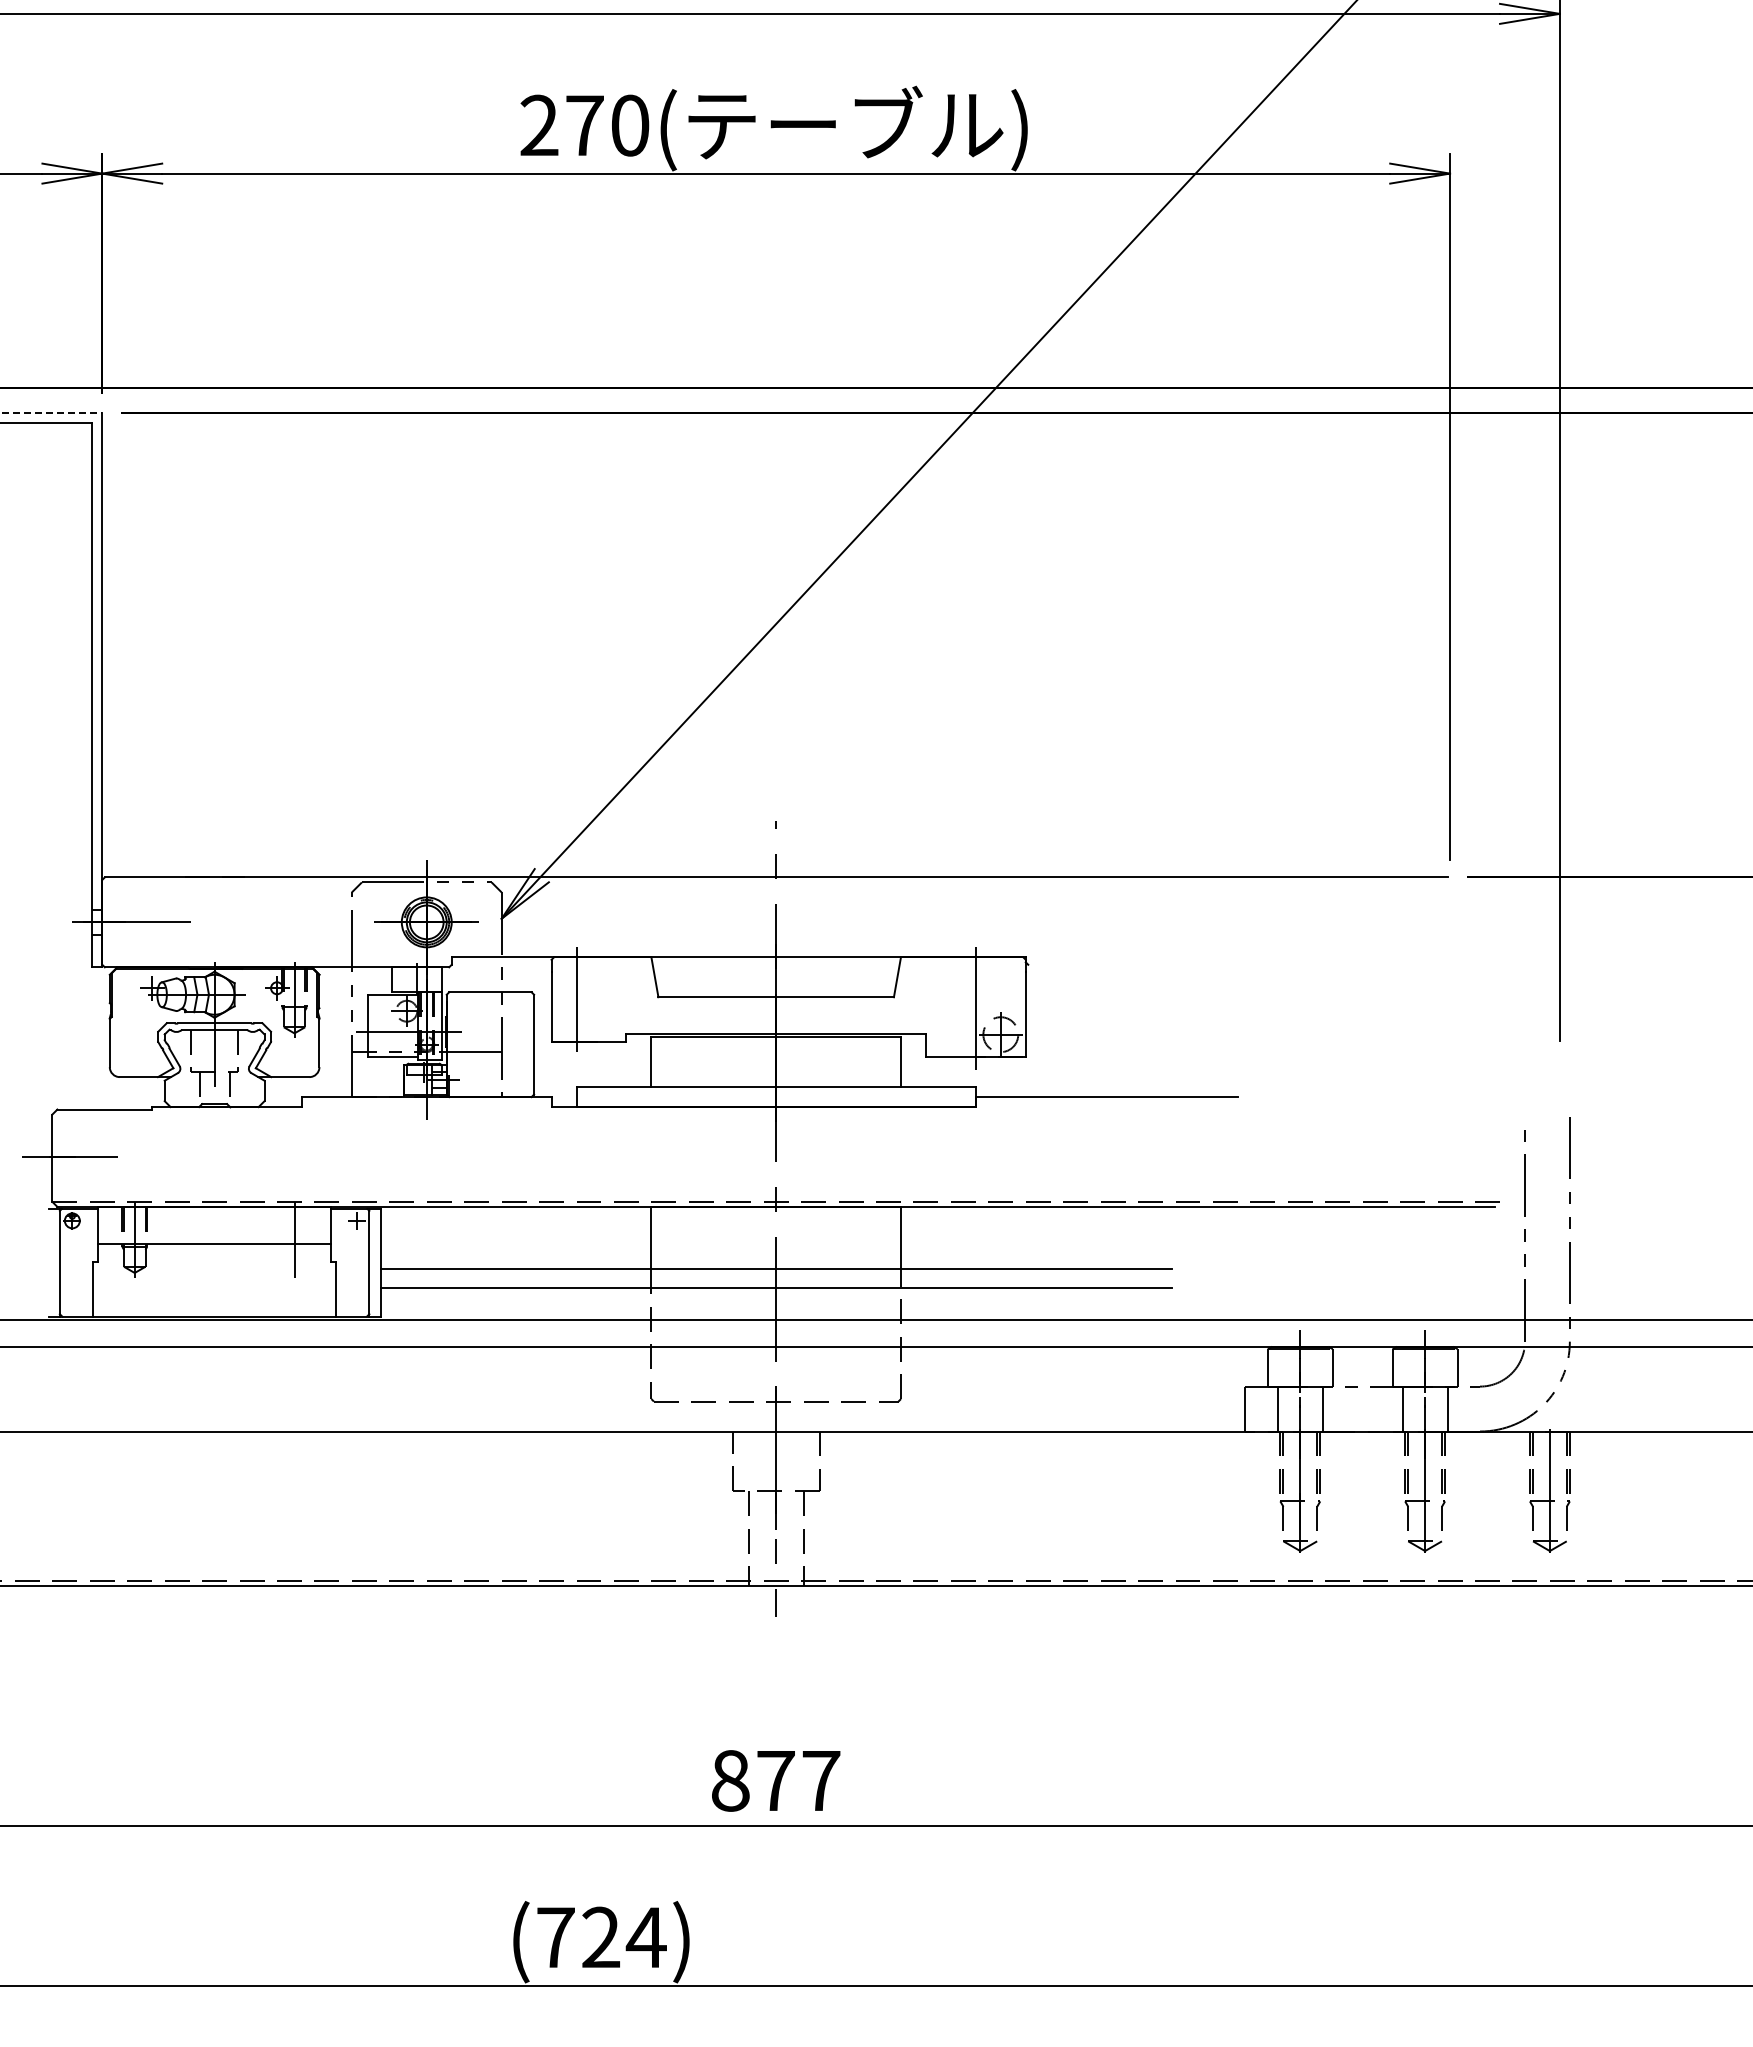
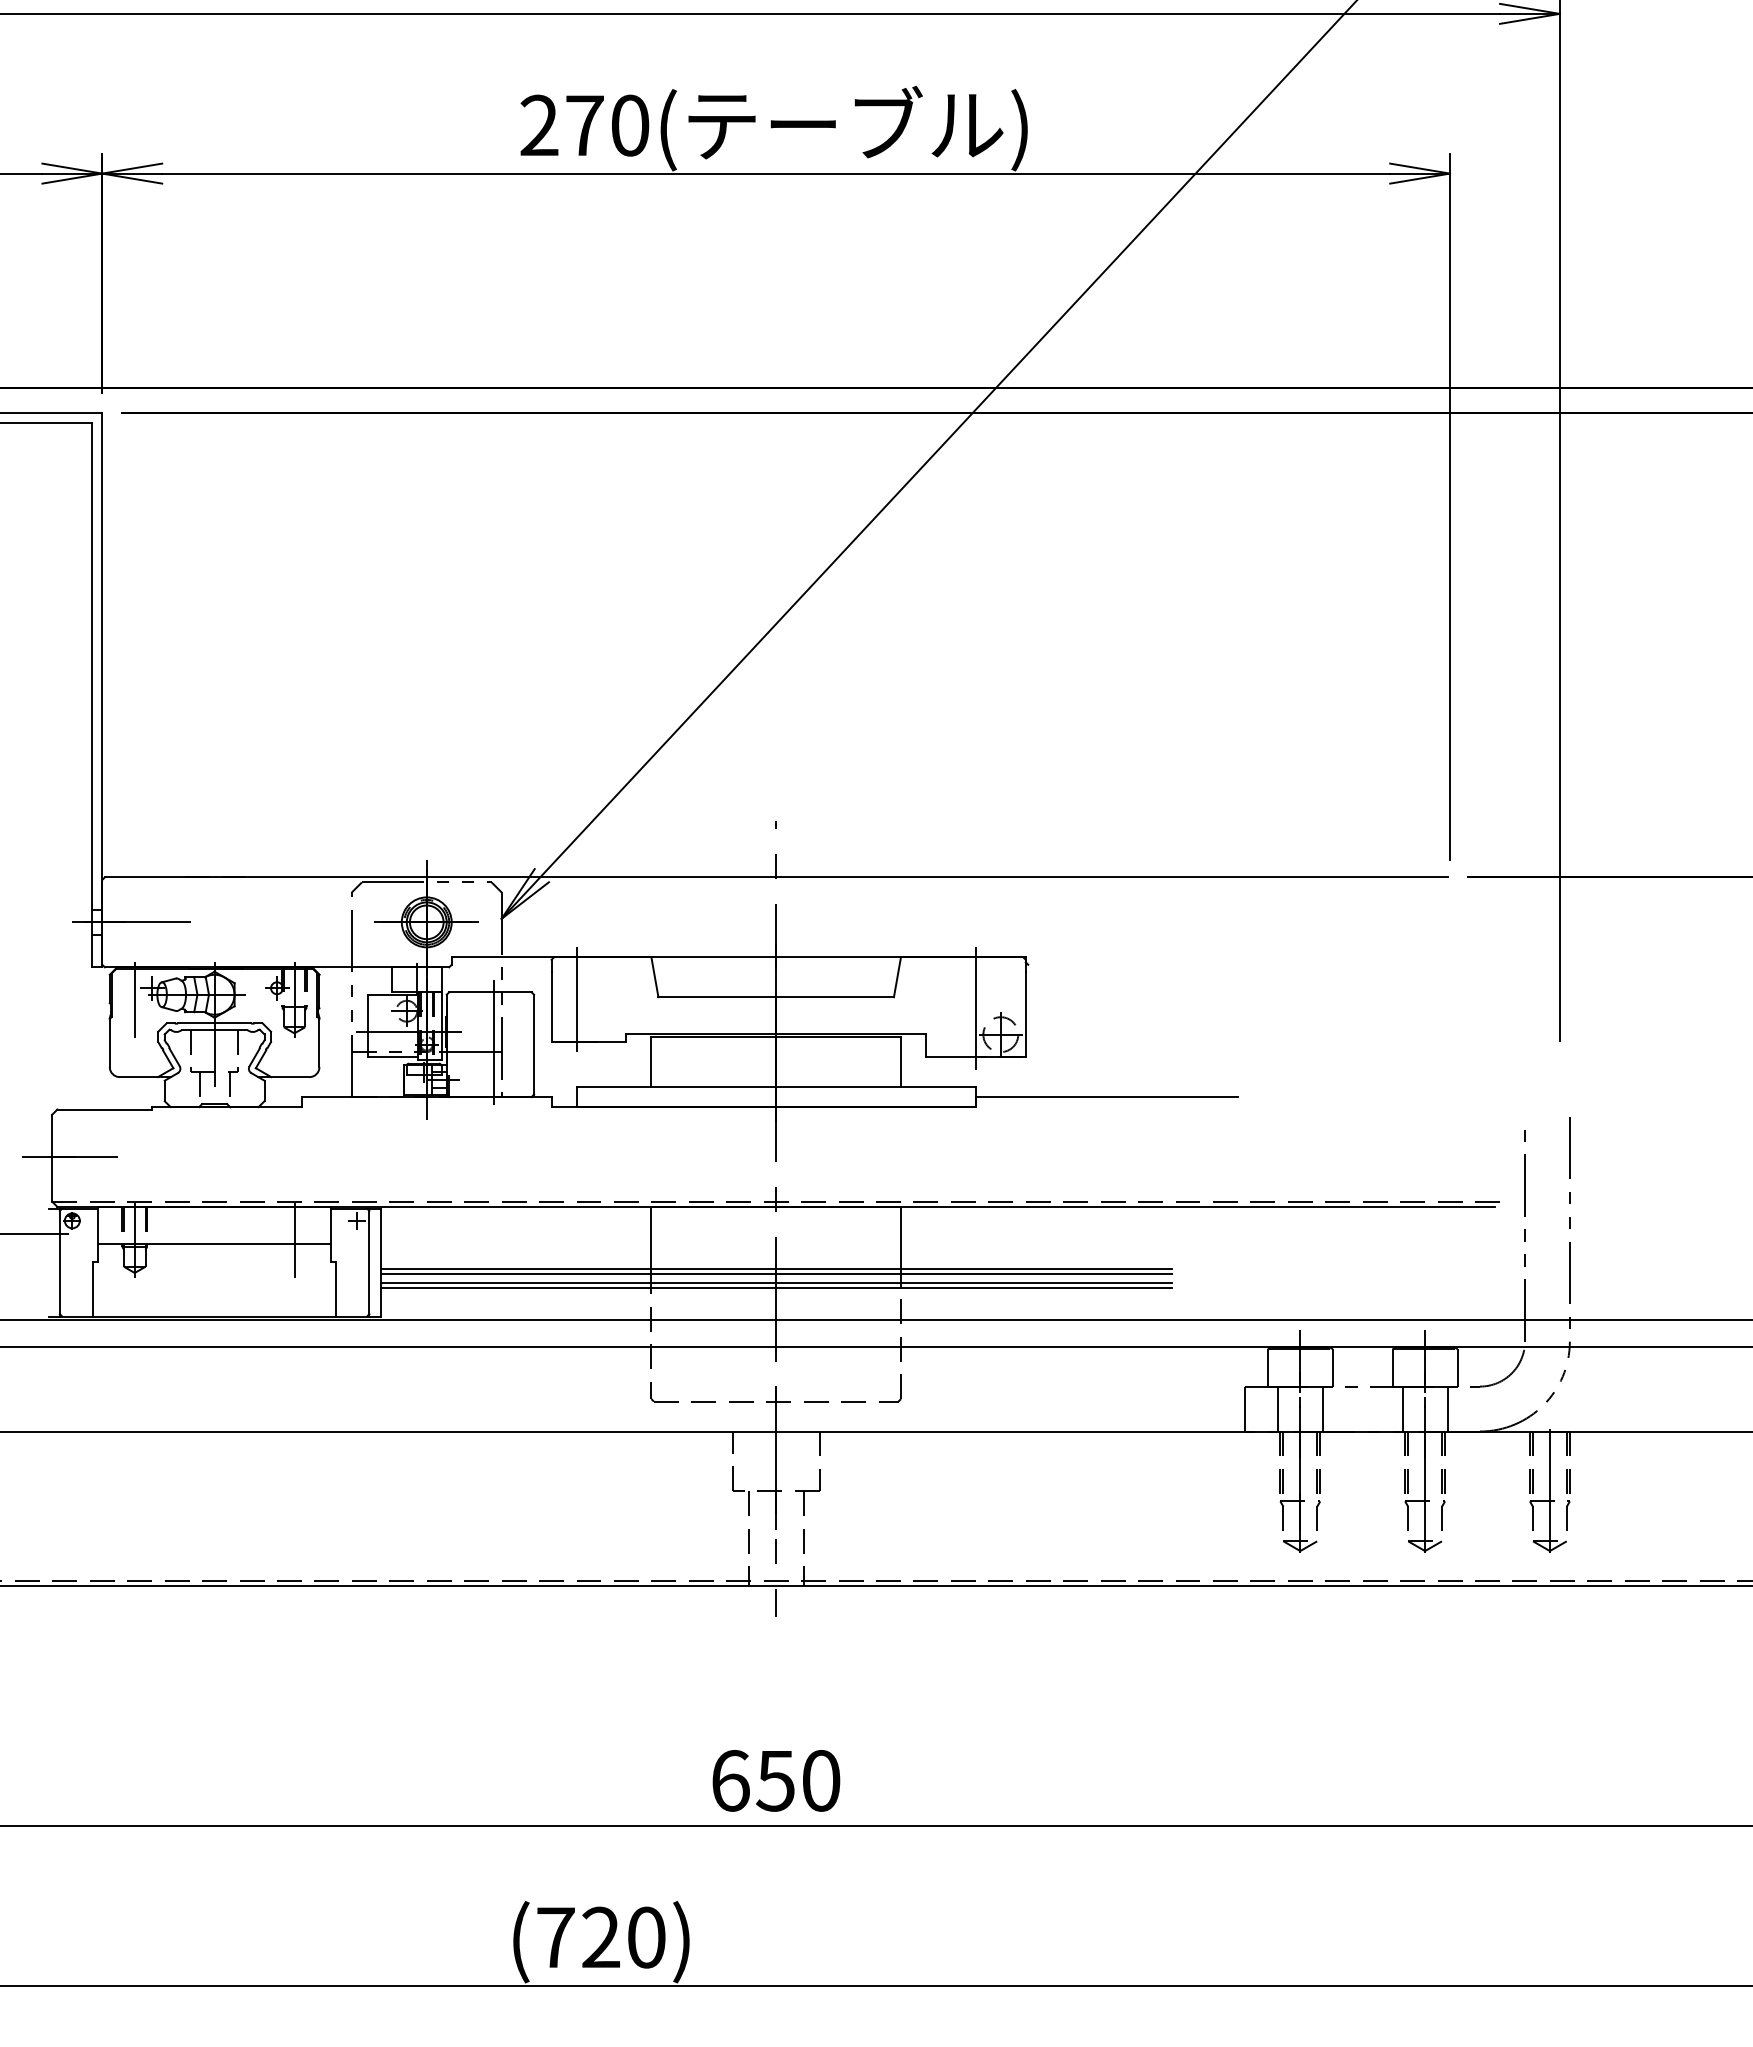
line: dashed -> solid (51, 413)
line: none -> present (134, 1000)
line: none -> present (494, 1046)
line: none -> present (35, 1234)
line: none -> present (775, 1274)
line: none -> present (775, 1282)
text: 877 -> 650 (776, 1780)
text: (724) -> (720) (645, 1937)
